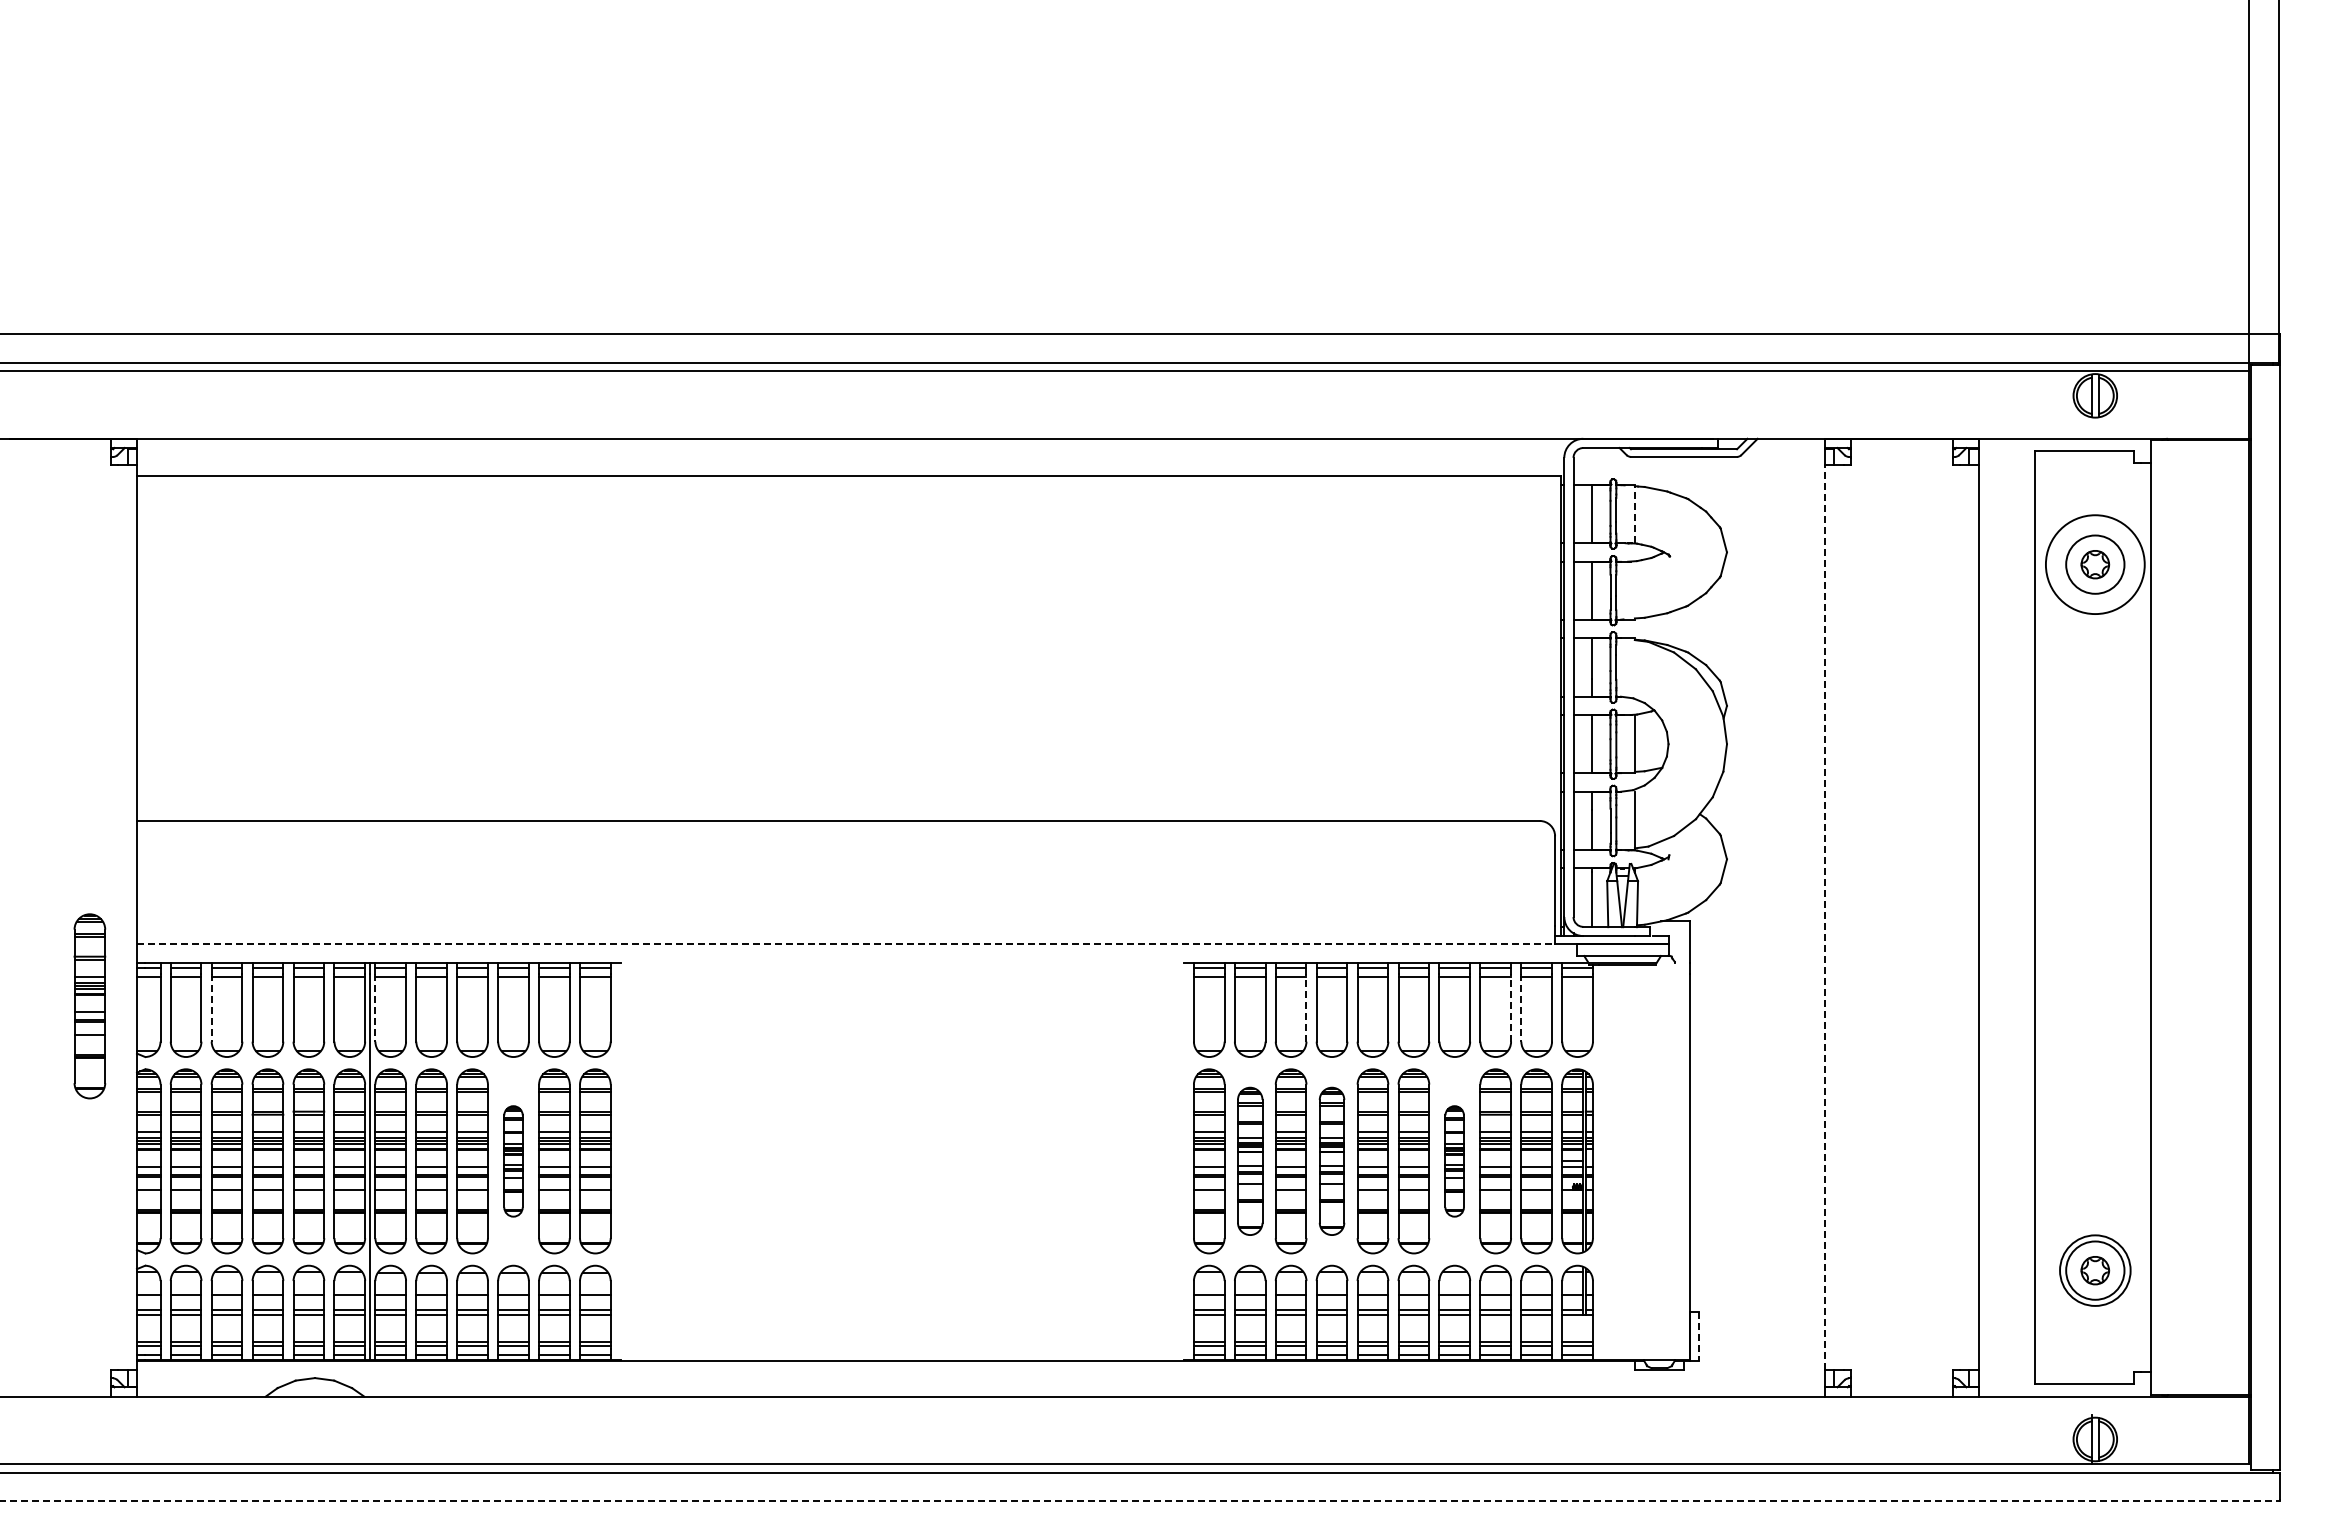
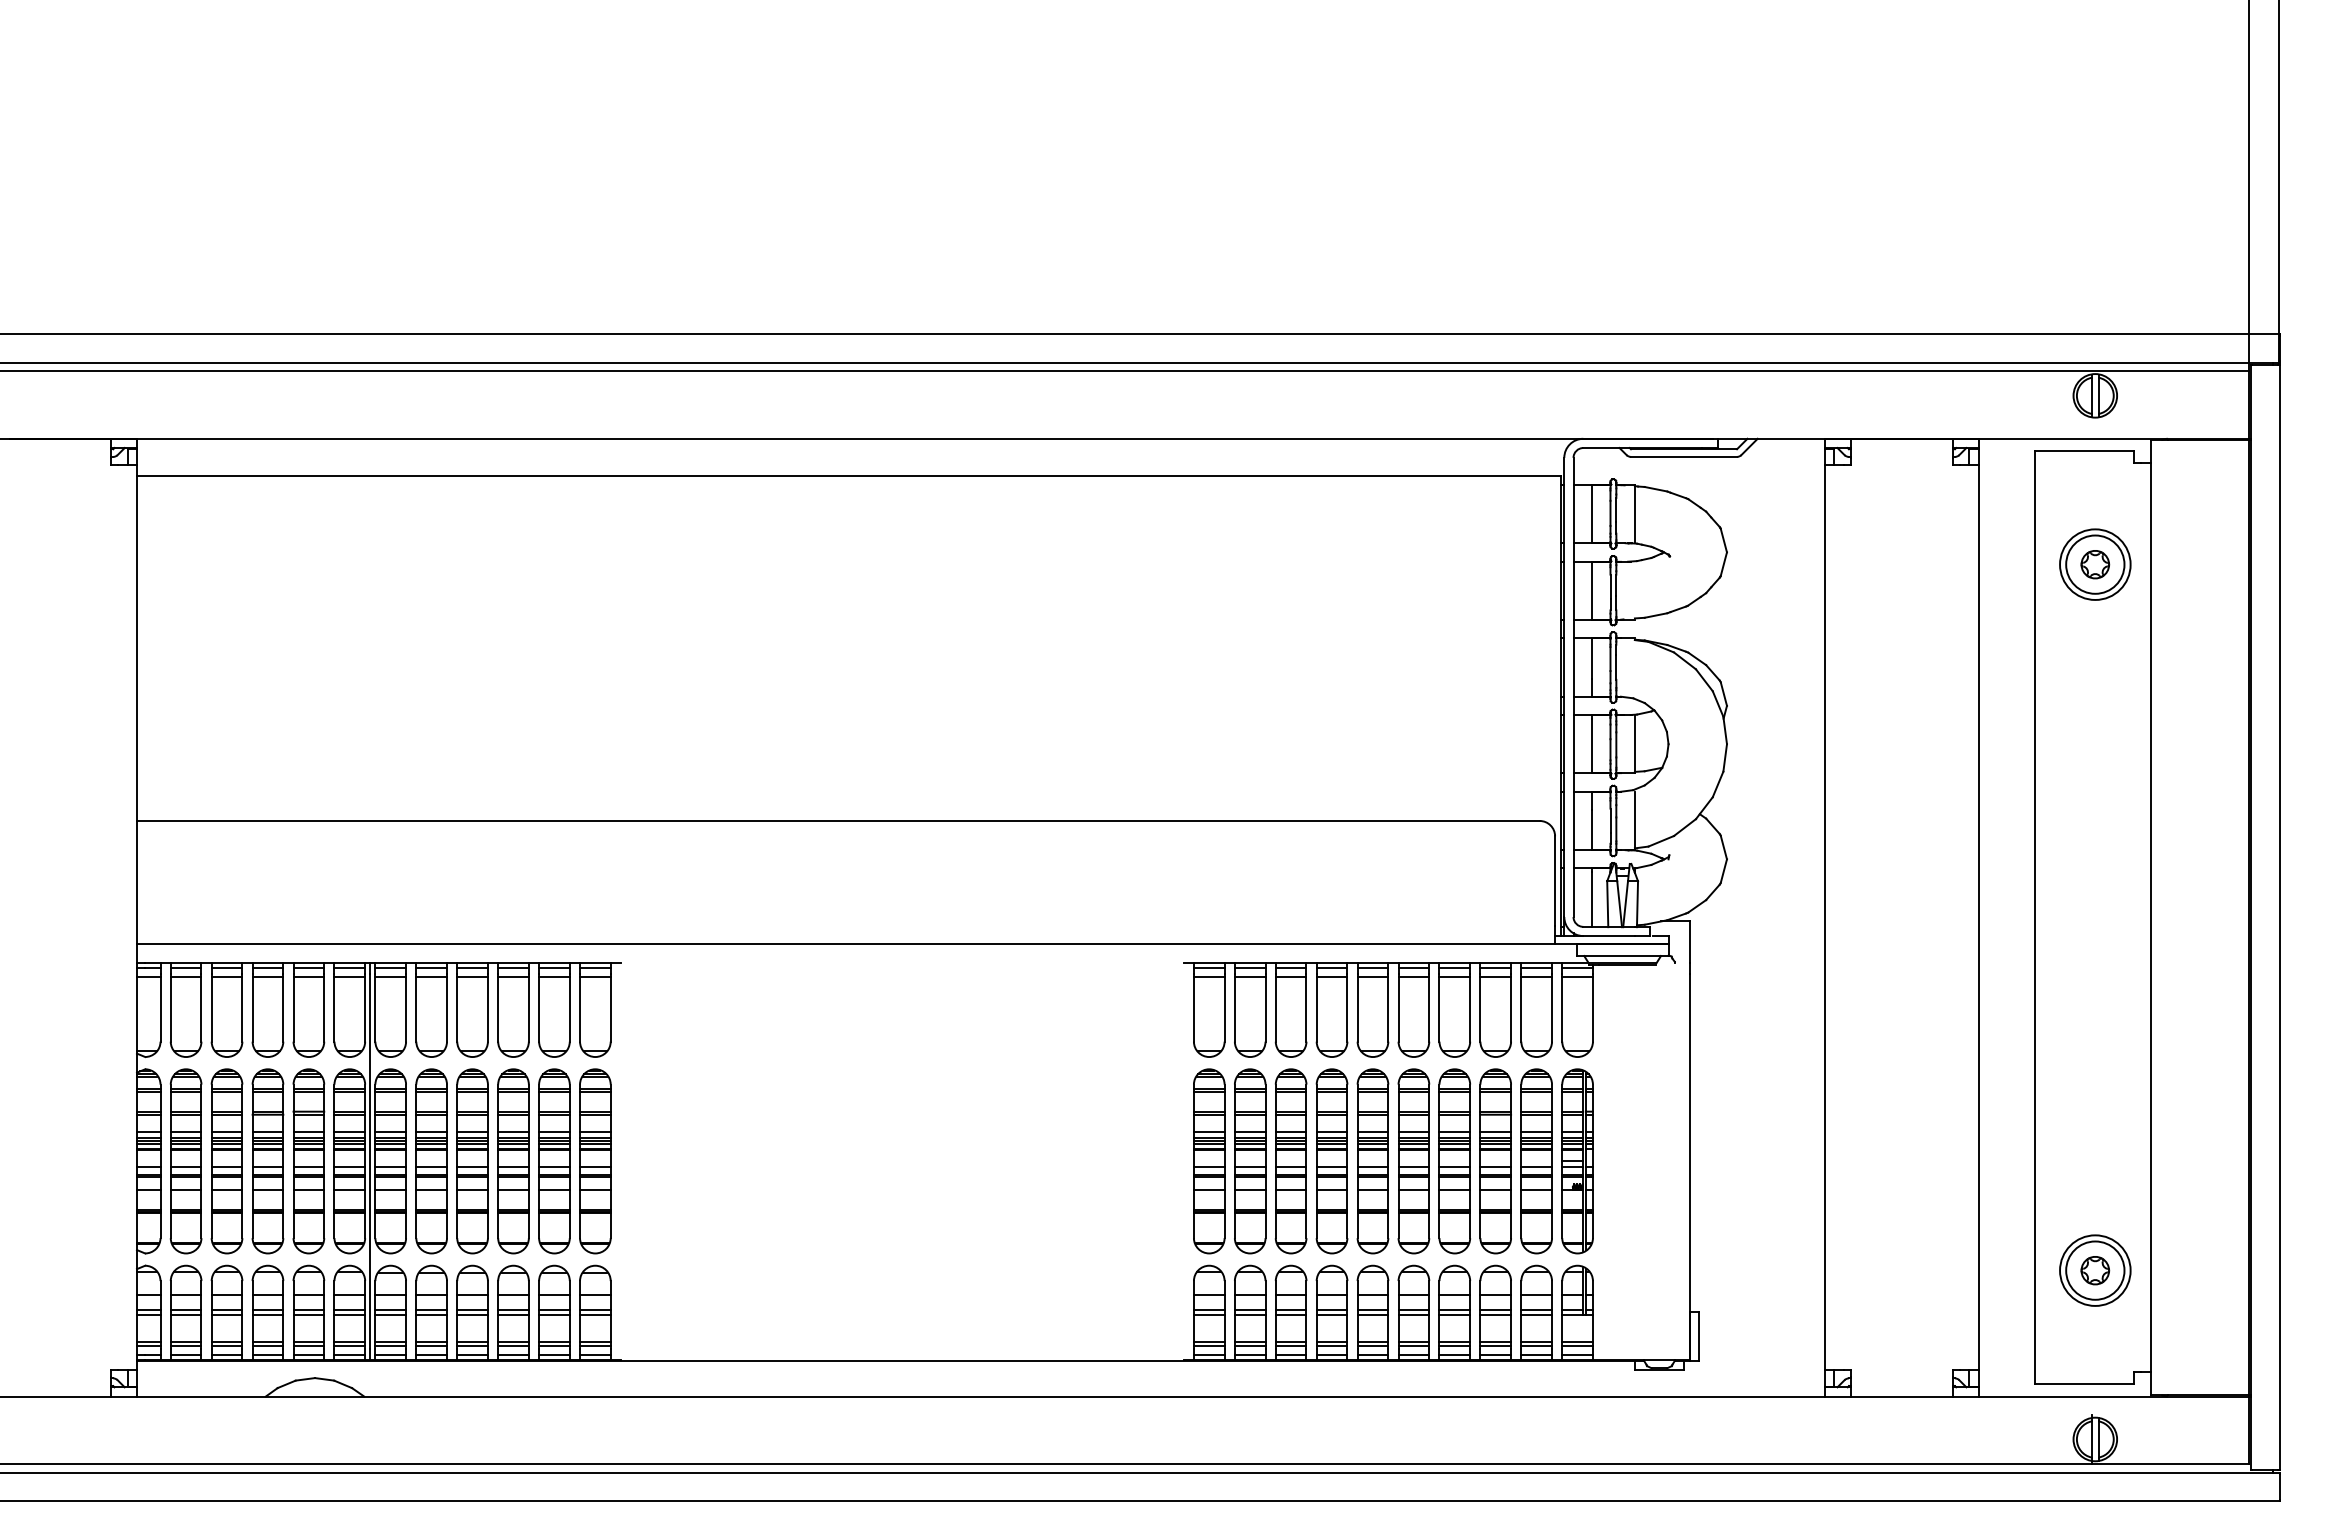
line: dashed -> solid (1634, 513)
circle diameter: 99 px -> 71 px (2095, 564)
line: dashed -> solid (1825, 917)
line: dashed -> solid (846, 943)
part: present -> none (89, 1006)
line: dashed -> solid (211, 1007)
line: dashed -> solid (375, 1007)
line: dashed -> solid (1306, 1007)
line: dashed -> solid (1511, 1007)
line: dashed -> solid (1521, 1007)
part size: 27x150 px -> 33x187 px (1250, 1161)
part size: 28x150 px -> 34x187 px (1331, 1161)
part size: 21x113 px -> 33x187 px (513, 1161)
part size: 21x113 px -> 33x187 px (1454, 1161)
line: dashed -> solid (1699, 1336)
line: dashed -> solid (1140, 1500)
